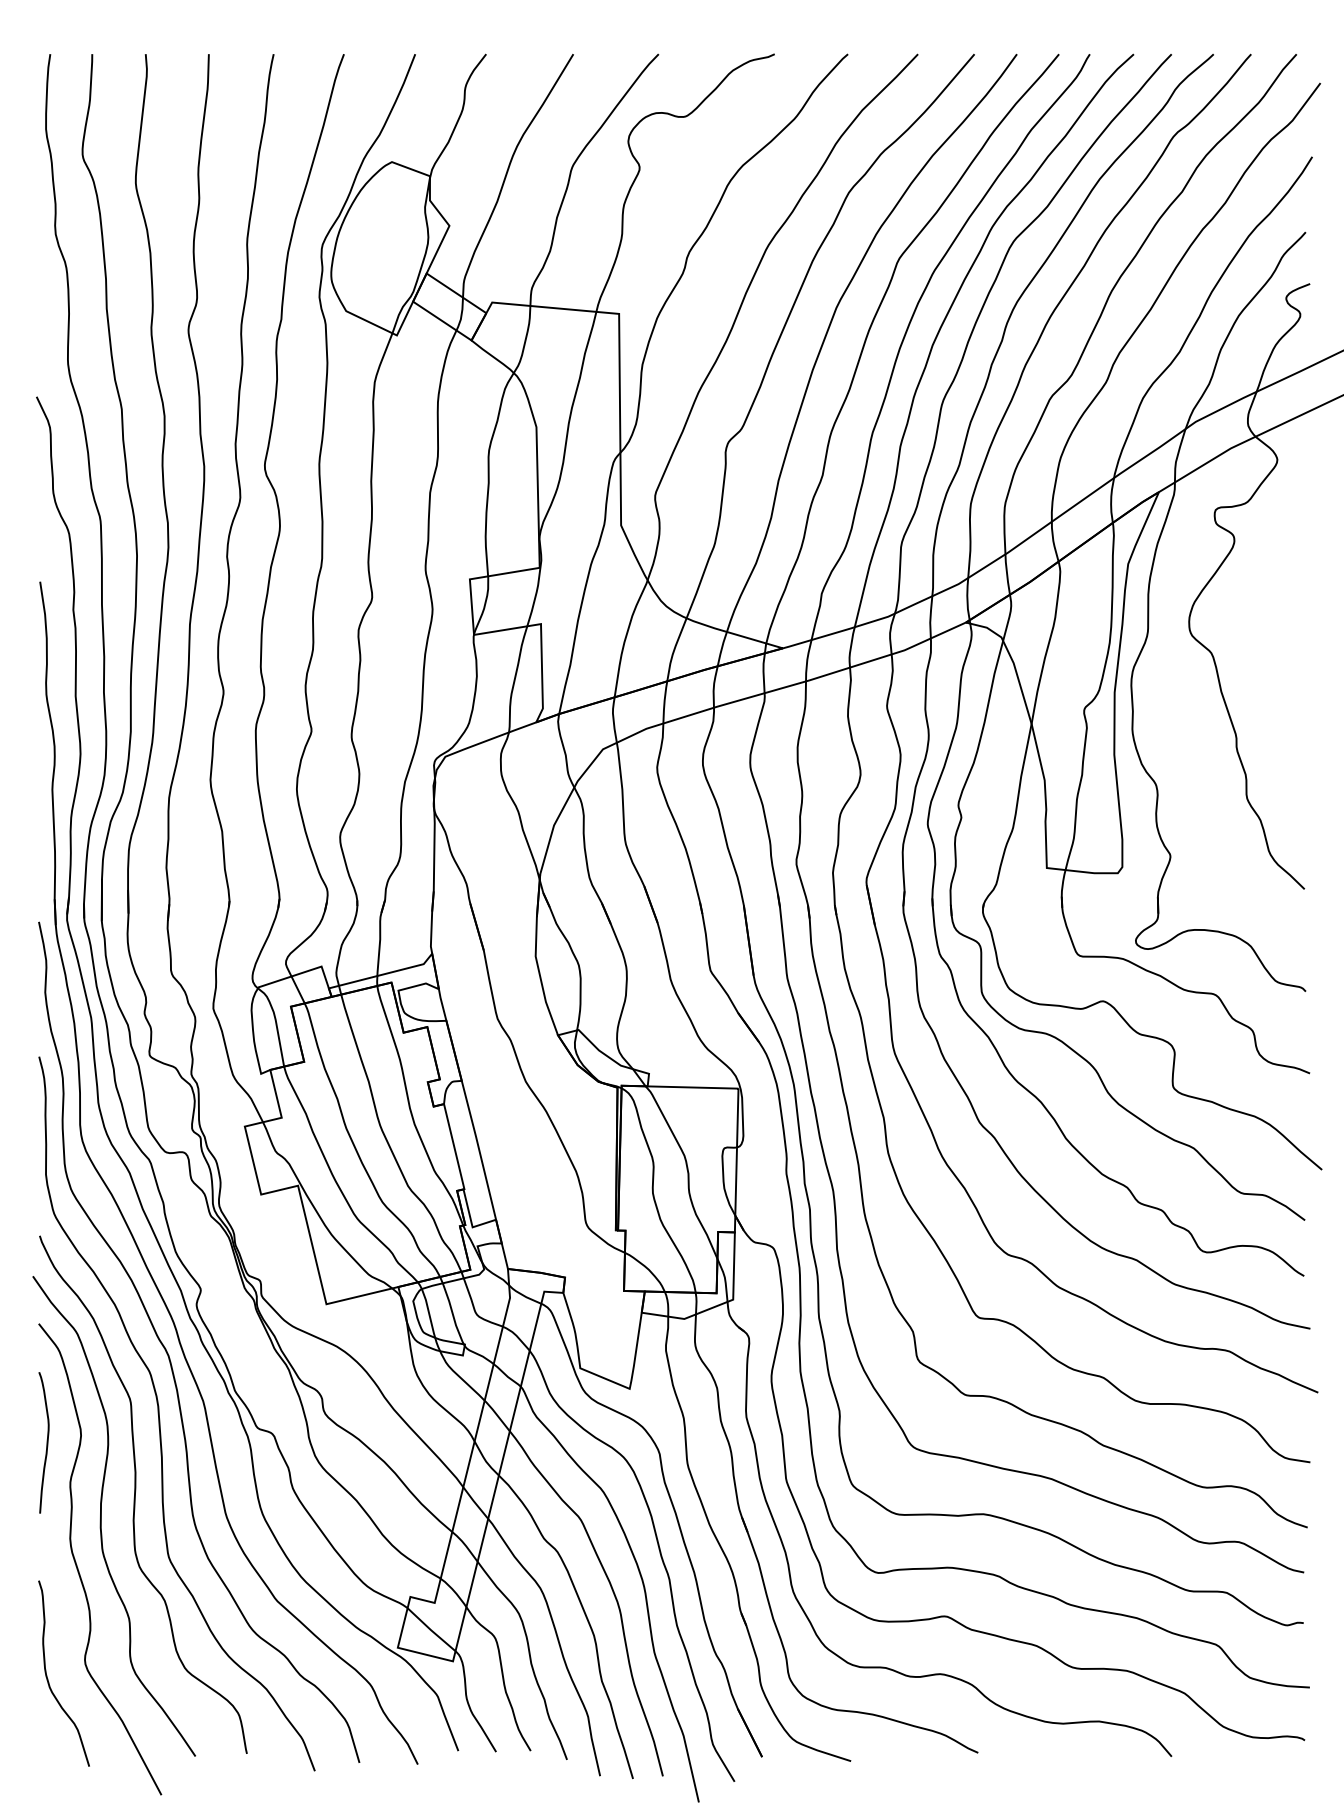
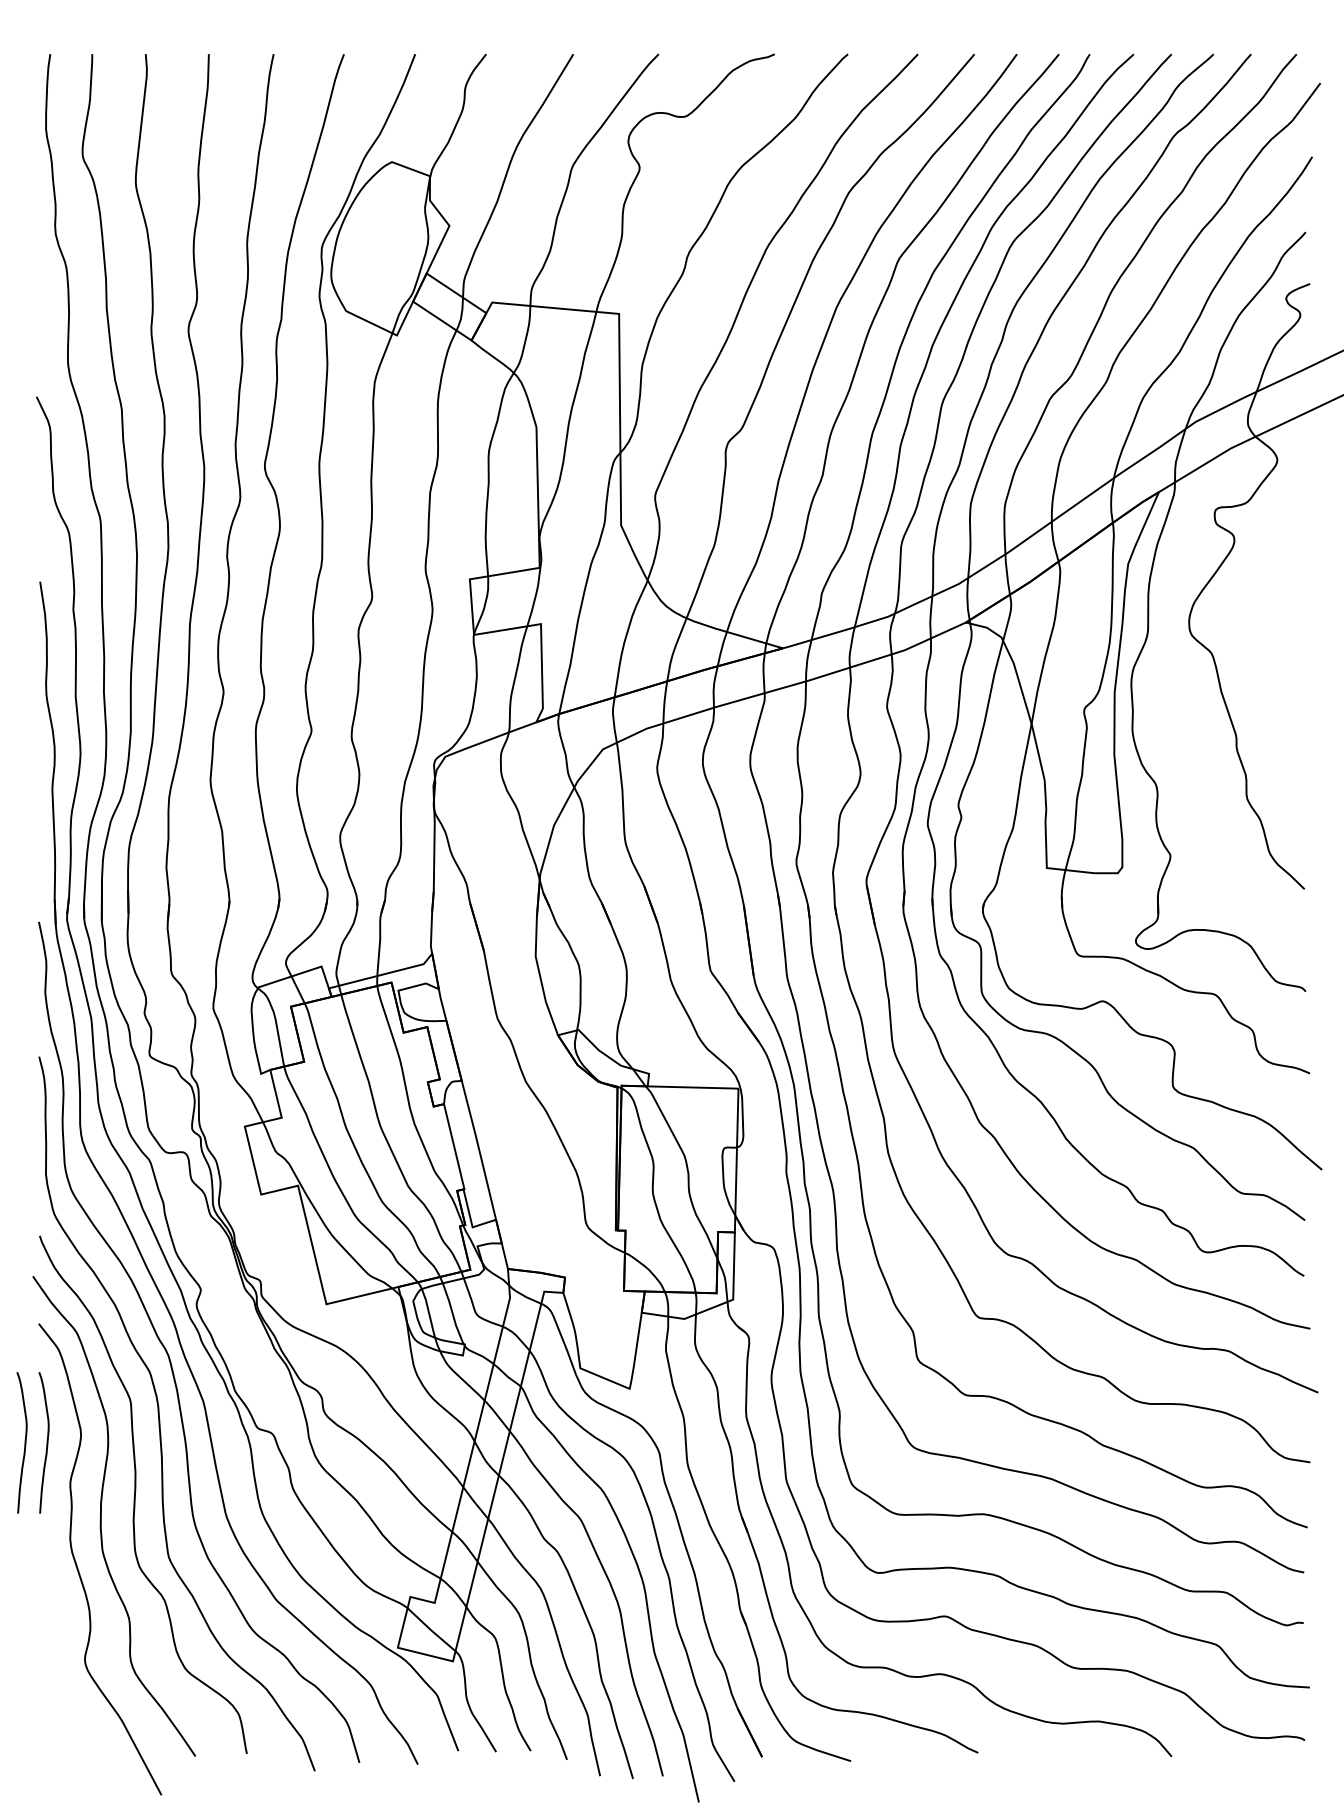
curve: none -> present (24, 1442)
curve: present -> none (48, 1678)
